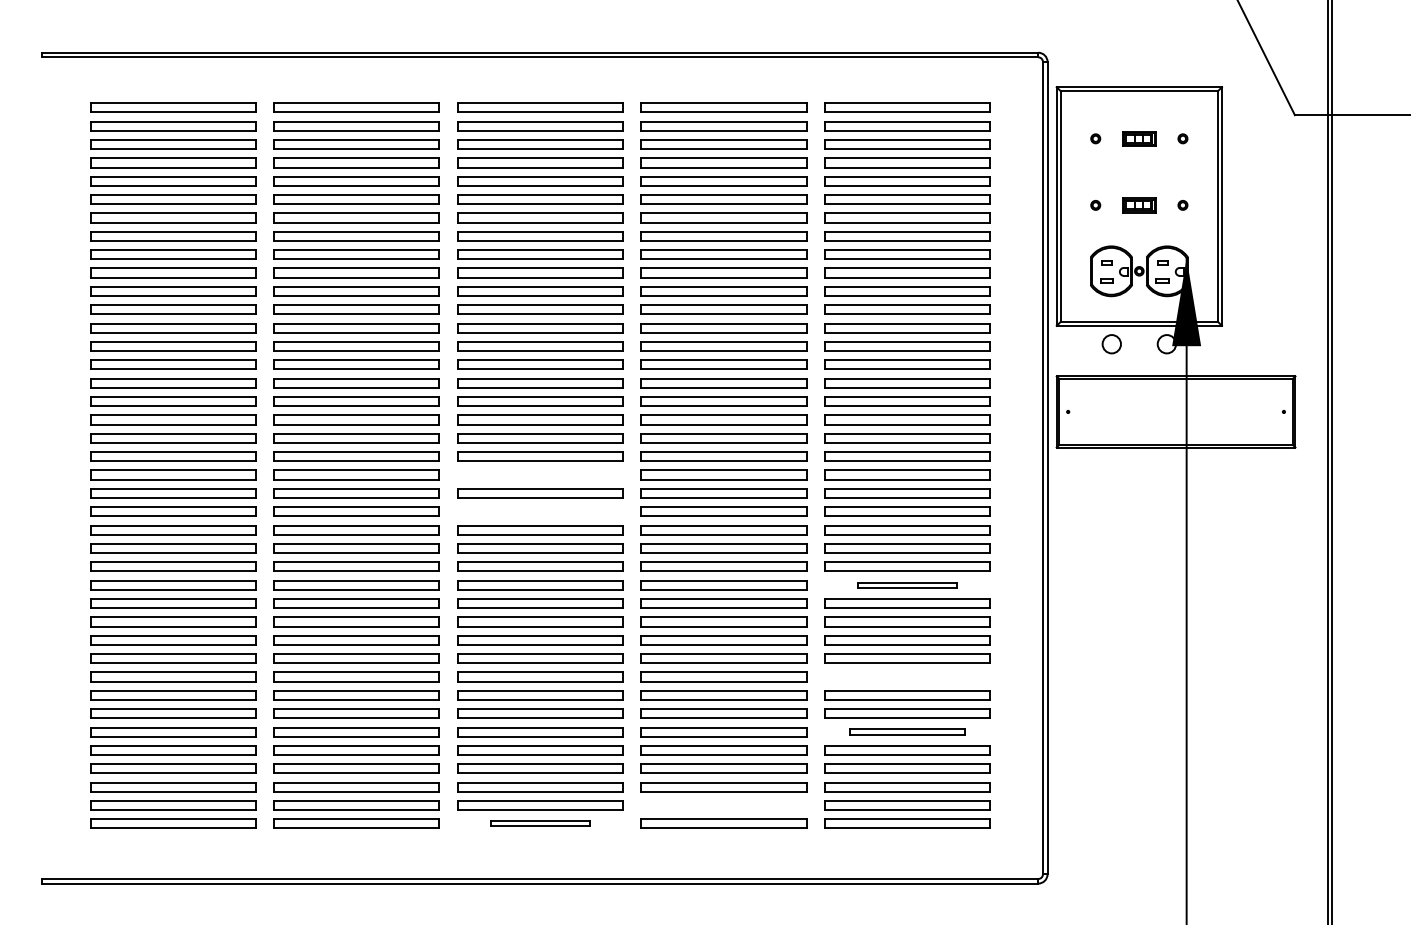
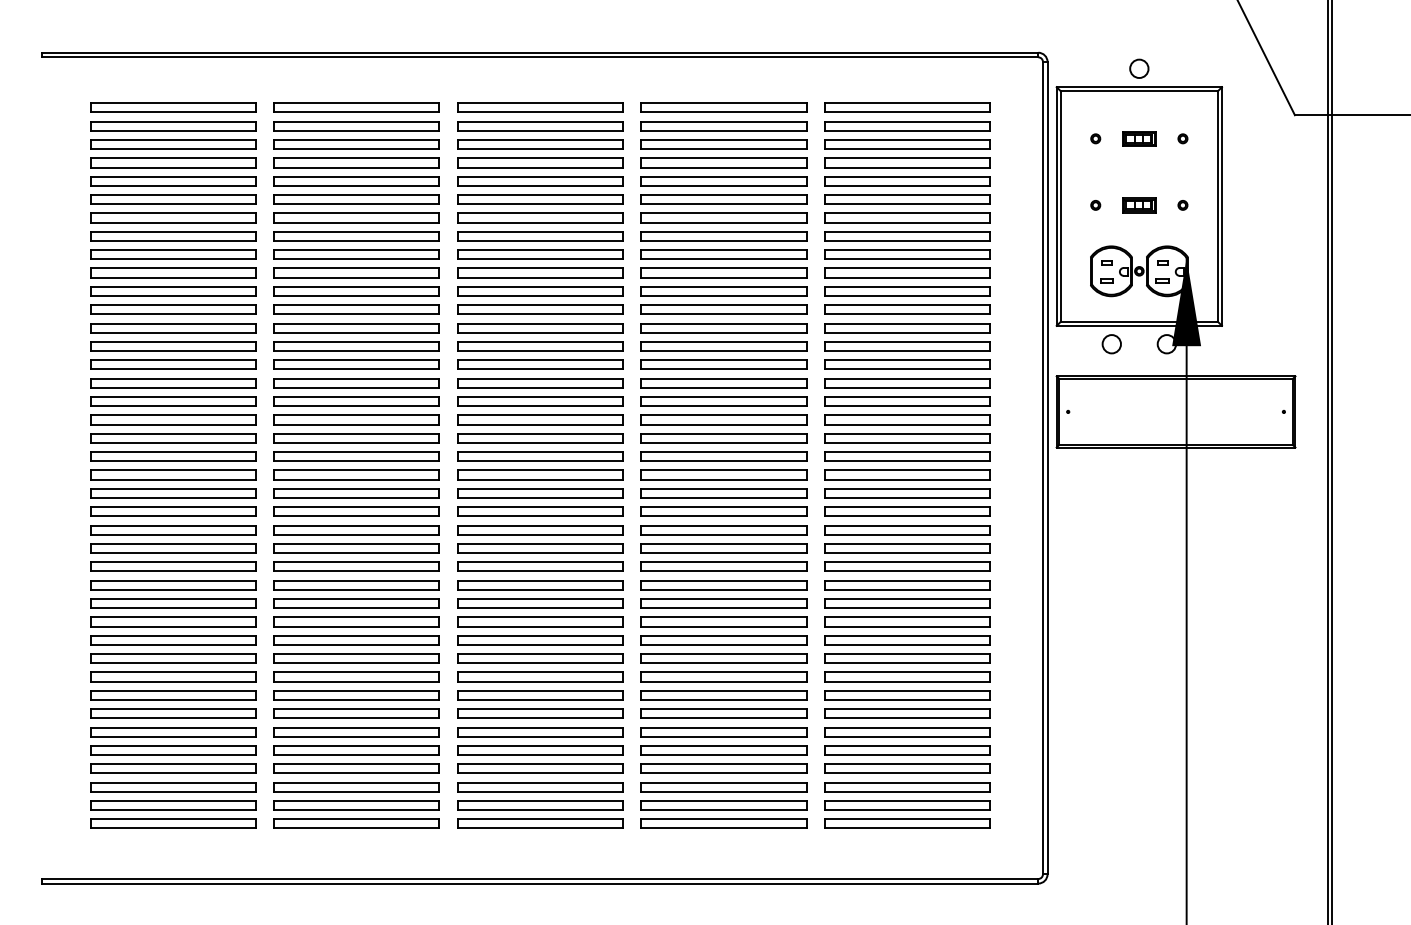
circle: none -> present (1139, 68)
part: none -> present (540, 474)
part: none -> present (540, 511)
part size: 101x7 px -> 167x11 px (907, 585)
part: none -> present (907, 676)
part size: 117x8 px -> 167x11 px (907, 732)
part: none -> present (723, 805)
part size: 101x7 px -> 167x11 px (540, 823)
